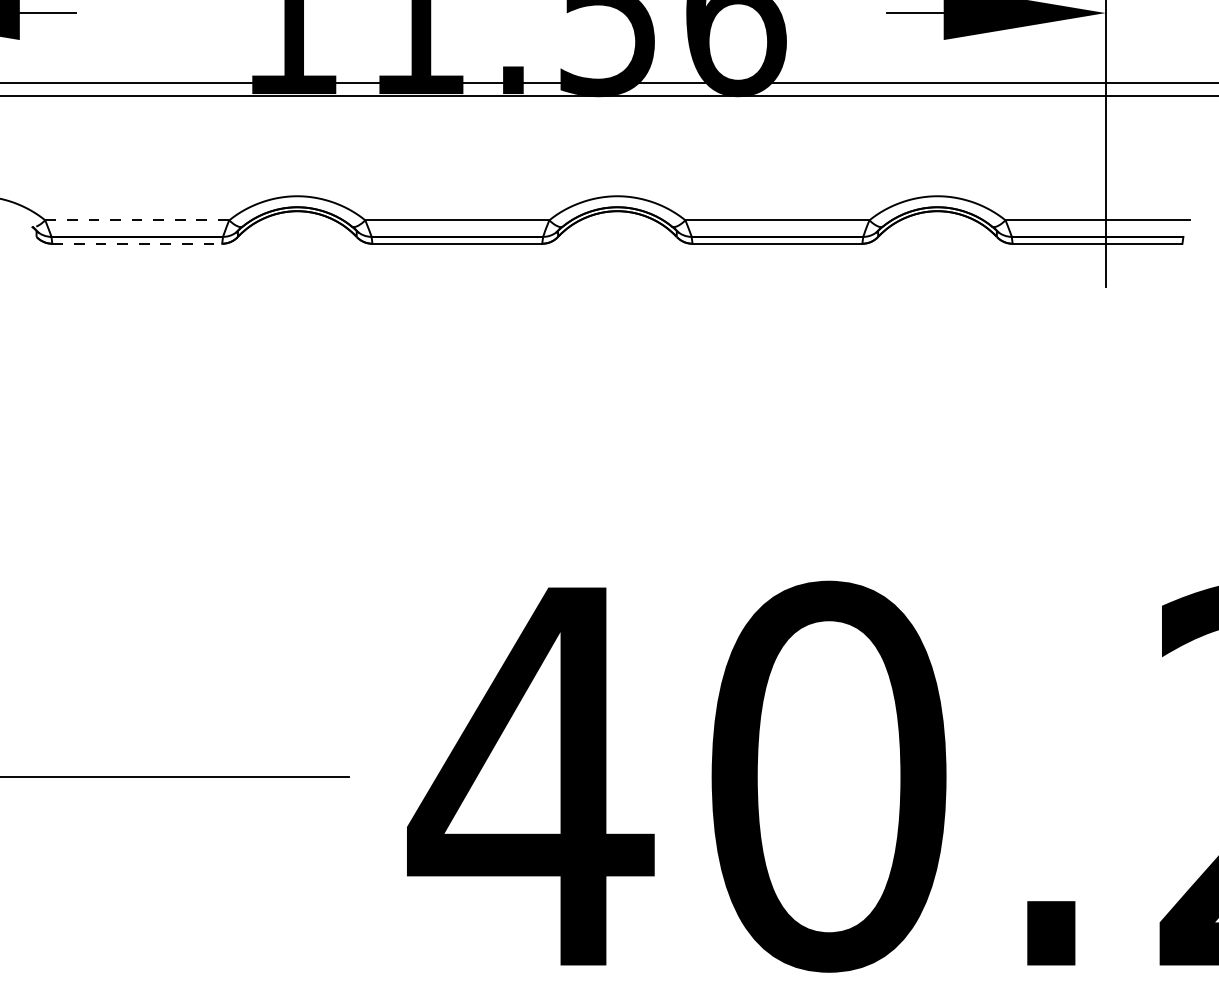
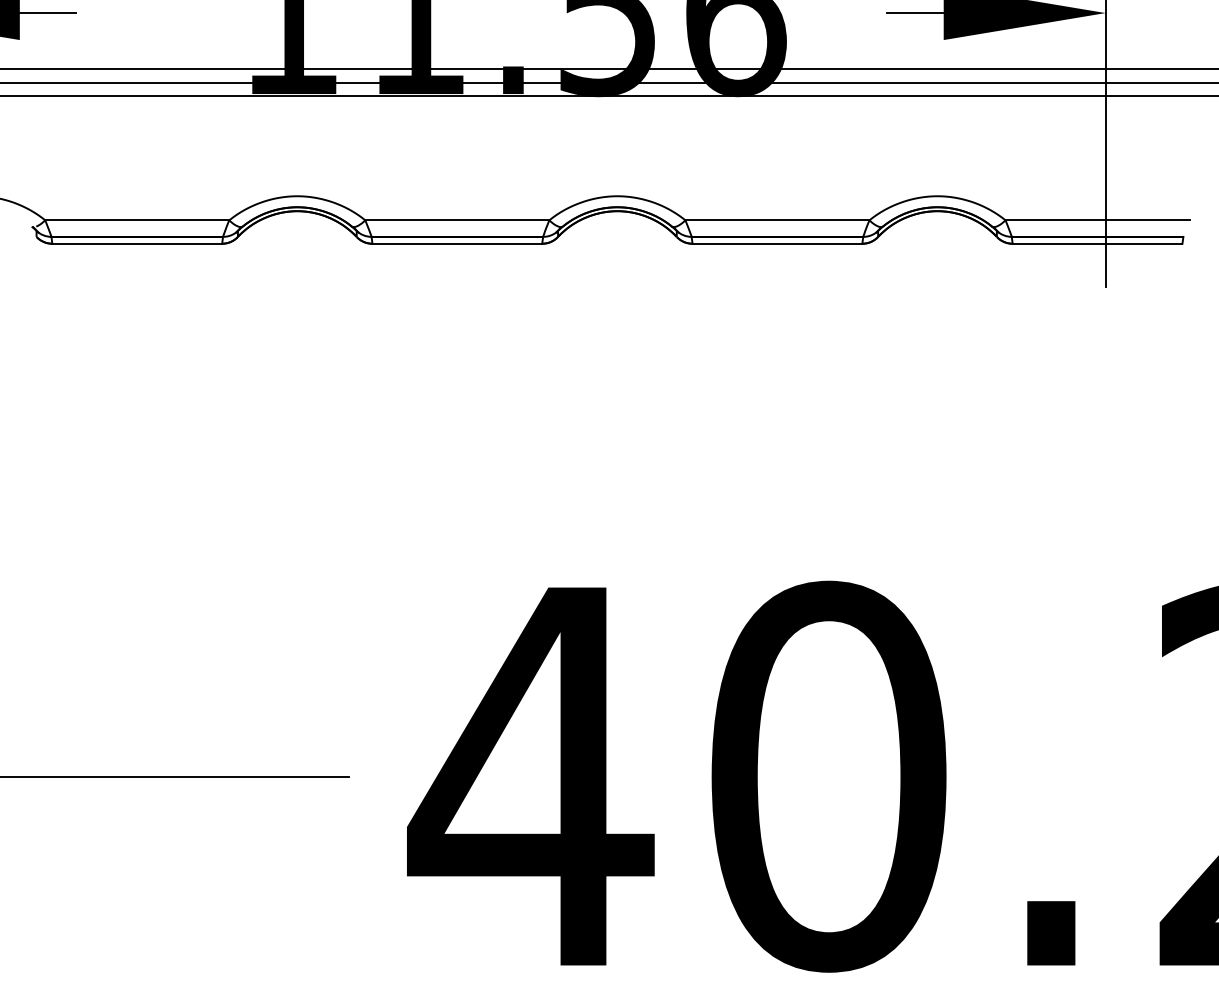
line: none -> present (608, 68)
line: dashed -> solid (137, 220)
line: dashed -> solid (137, 243)
